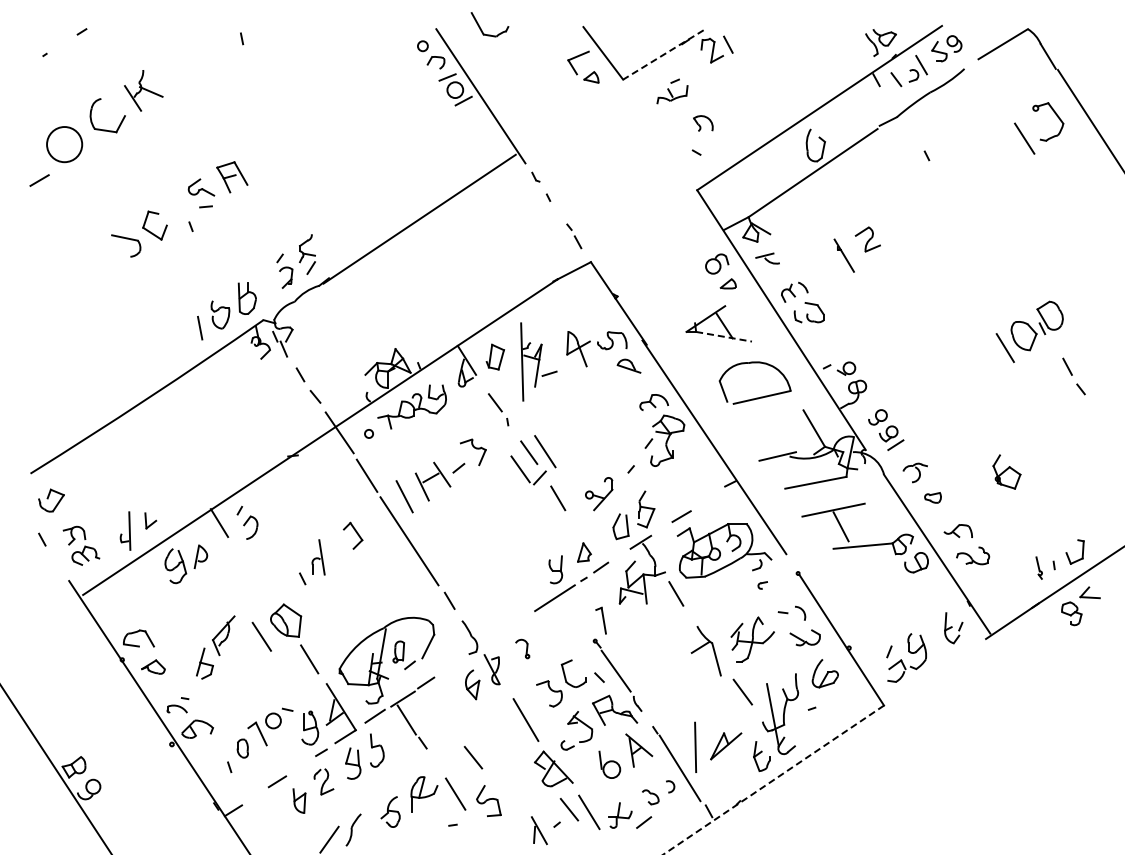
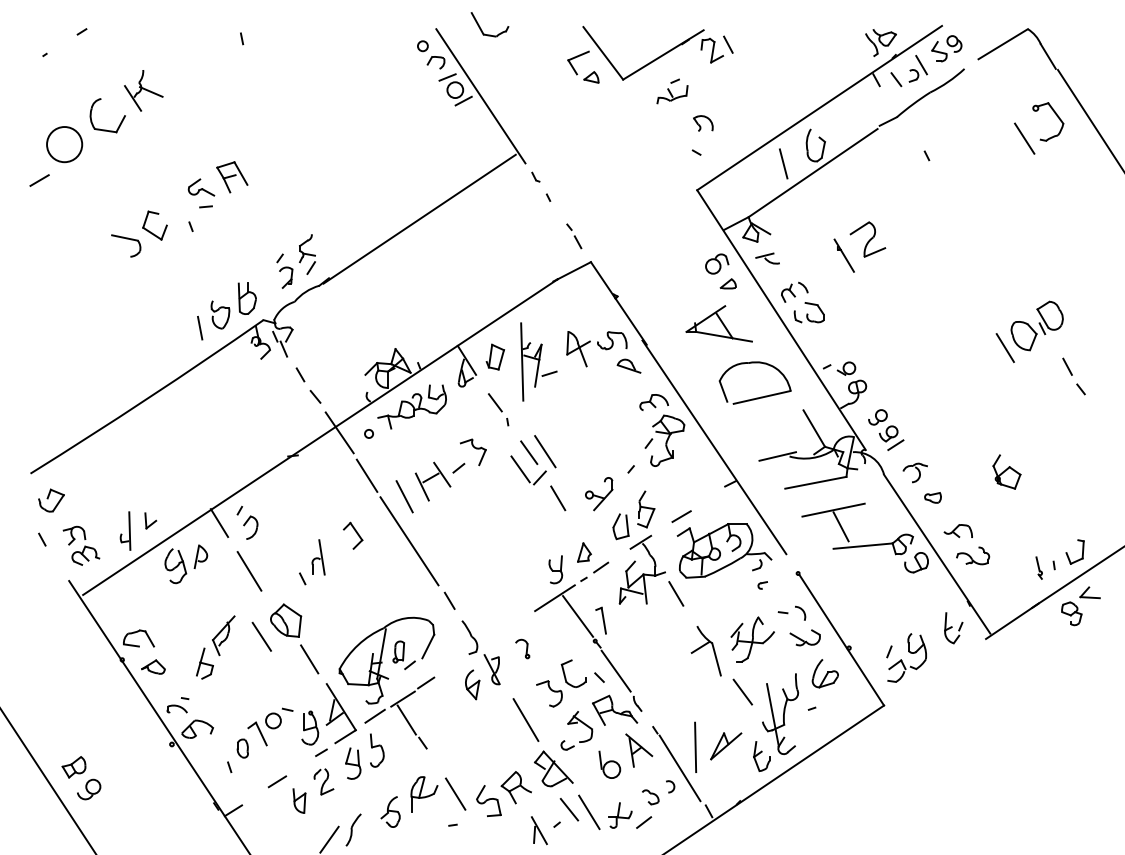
line: dashed -> solid (662, 55)
line: none -> present (783, 163)
part size: 27x27 px -> 38x37 px (867, 239)
line: dashed -> solid (724, 336)
line: none -> present (249, 571)
line: none -> present (578, 616)
line: present -> none (473, 757)
line position: (55, 769) -> (48, 781) (48, 781)
line: dashed -> solid (773, 780)
part: none -> present (515, 787)
